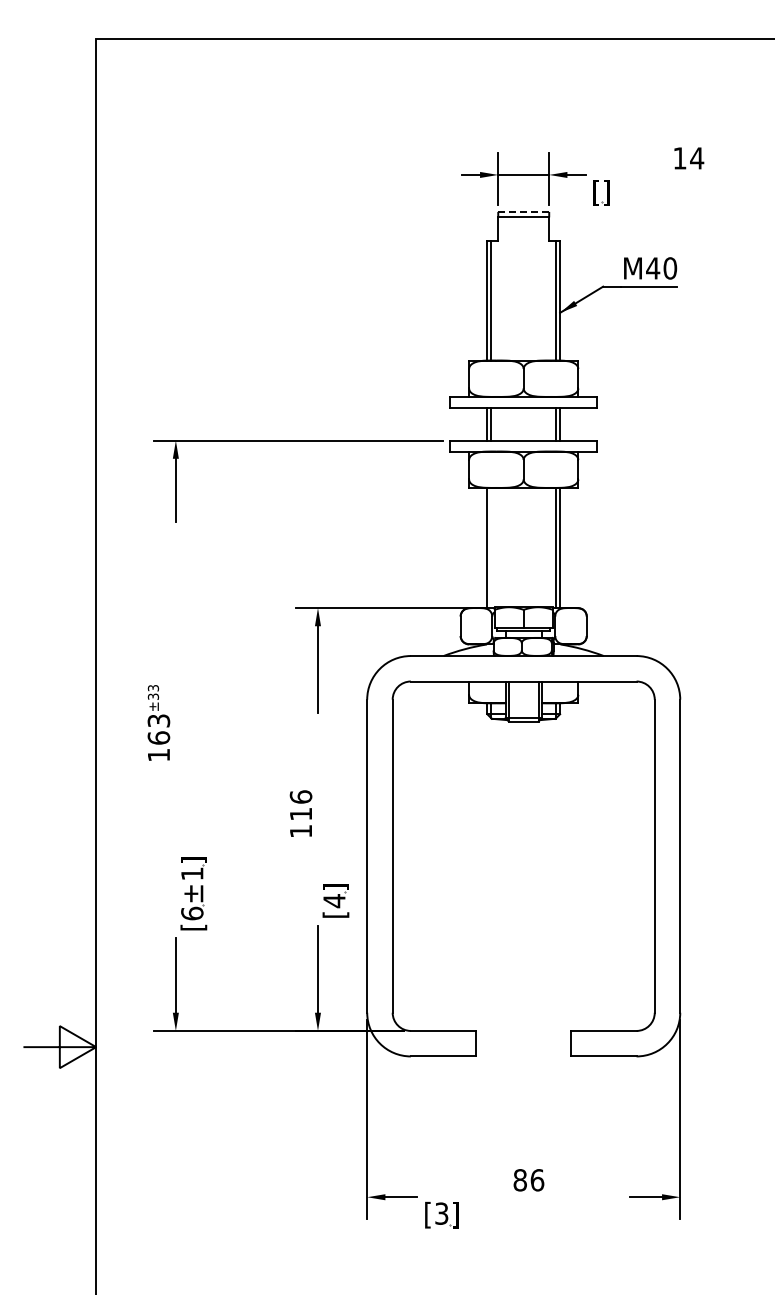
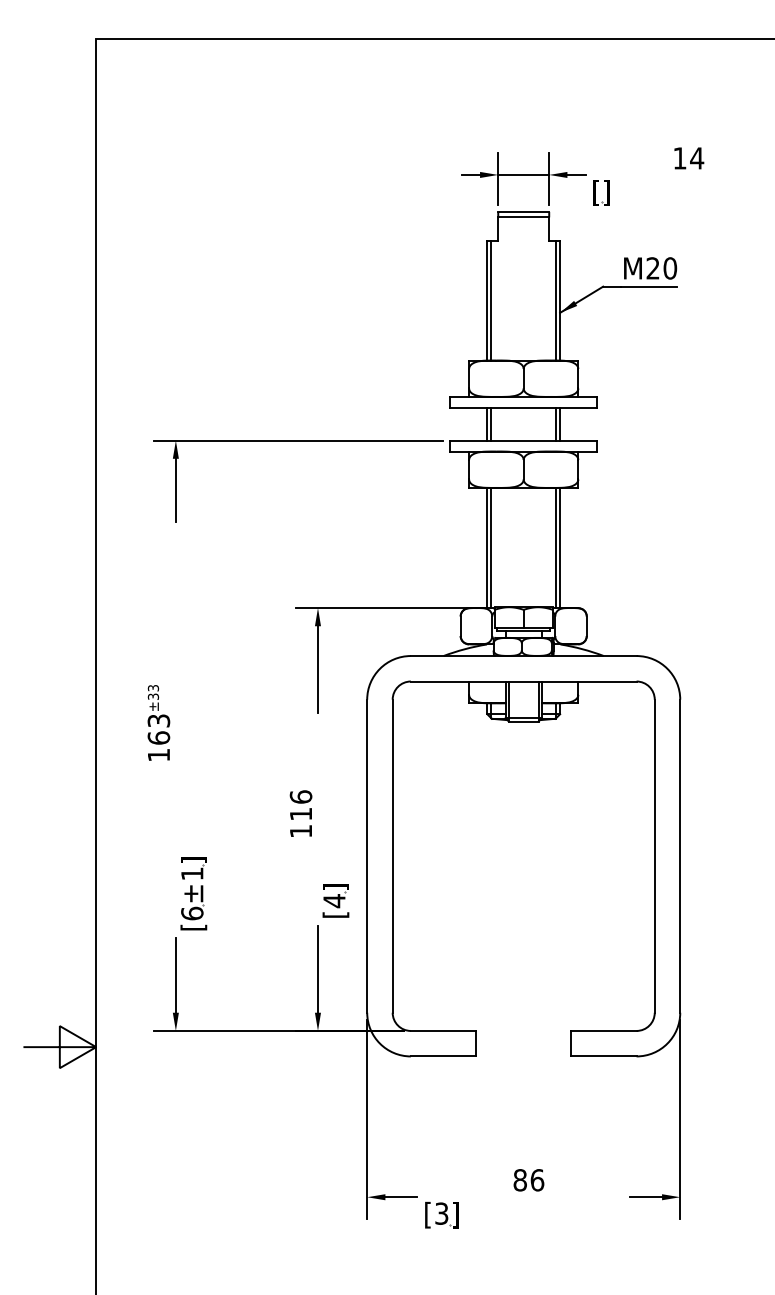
line: dashed -> solid (524, 211)
text: M40 -> M20 (653, 268)
line: none -> present (491, 547)
